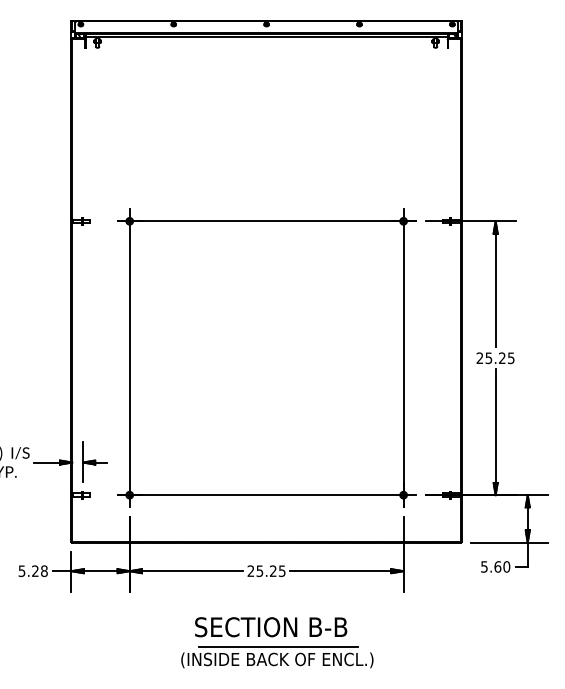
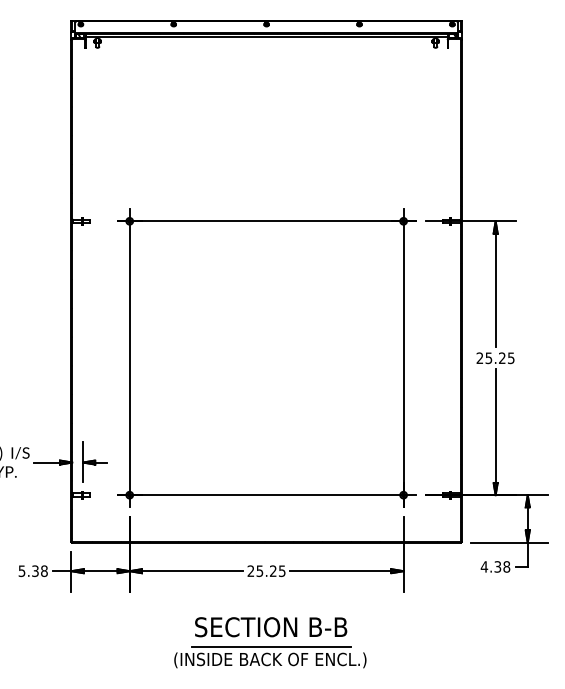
text: 5.60 -> 4.38 (495, 566)
text: 5.28 -> 5.38 (35, 571)
part position: (277, 657) -> (270, 657) (270, 657)
